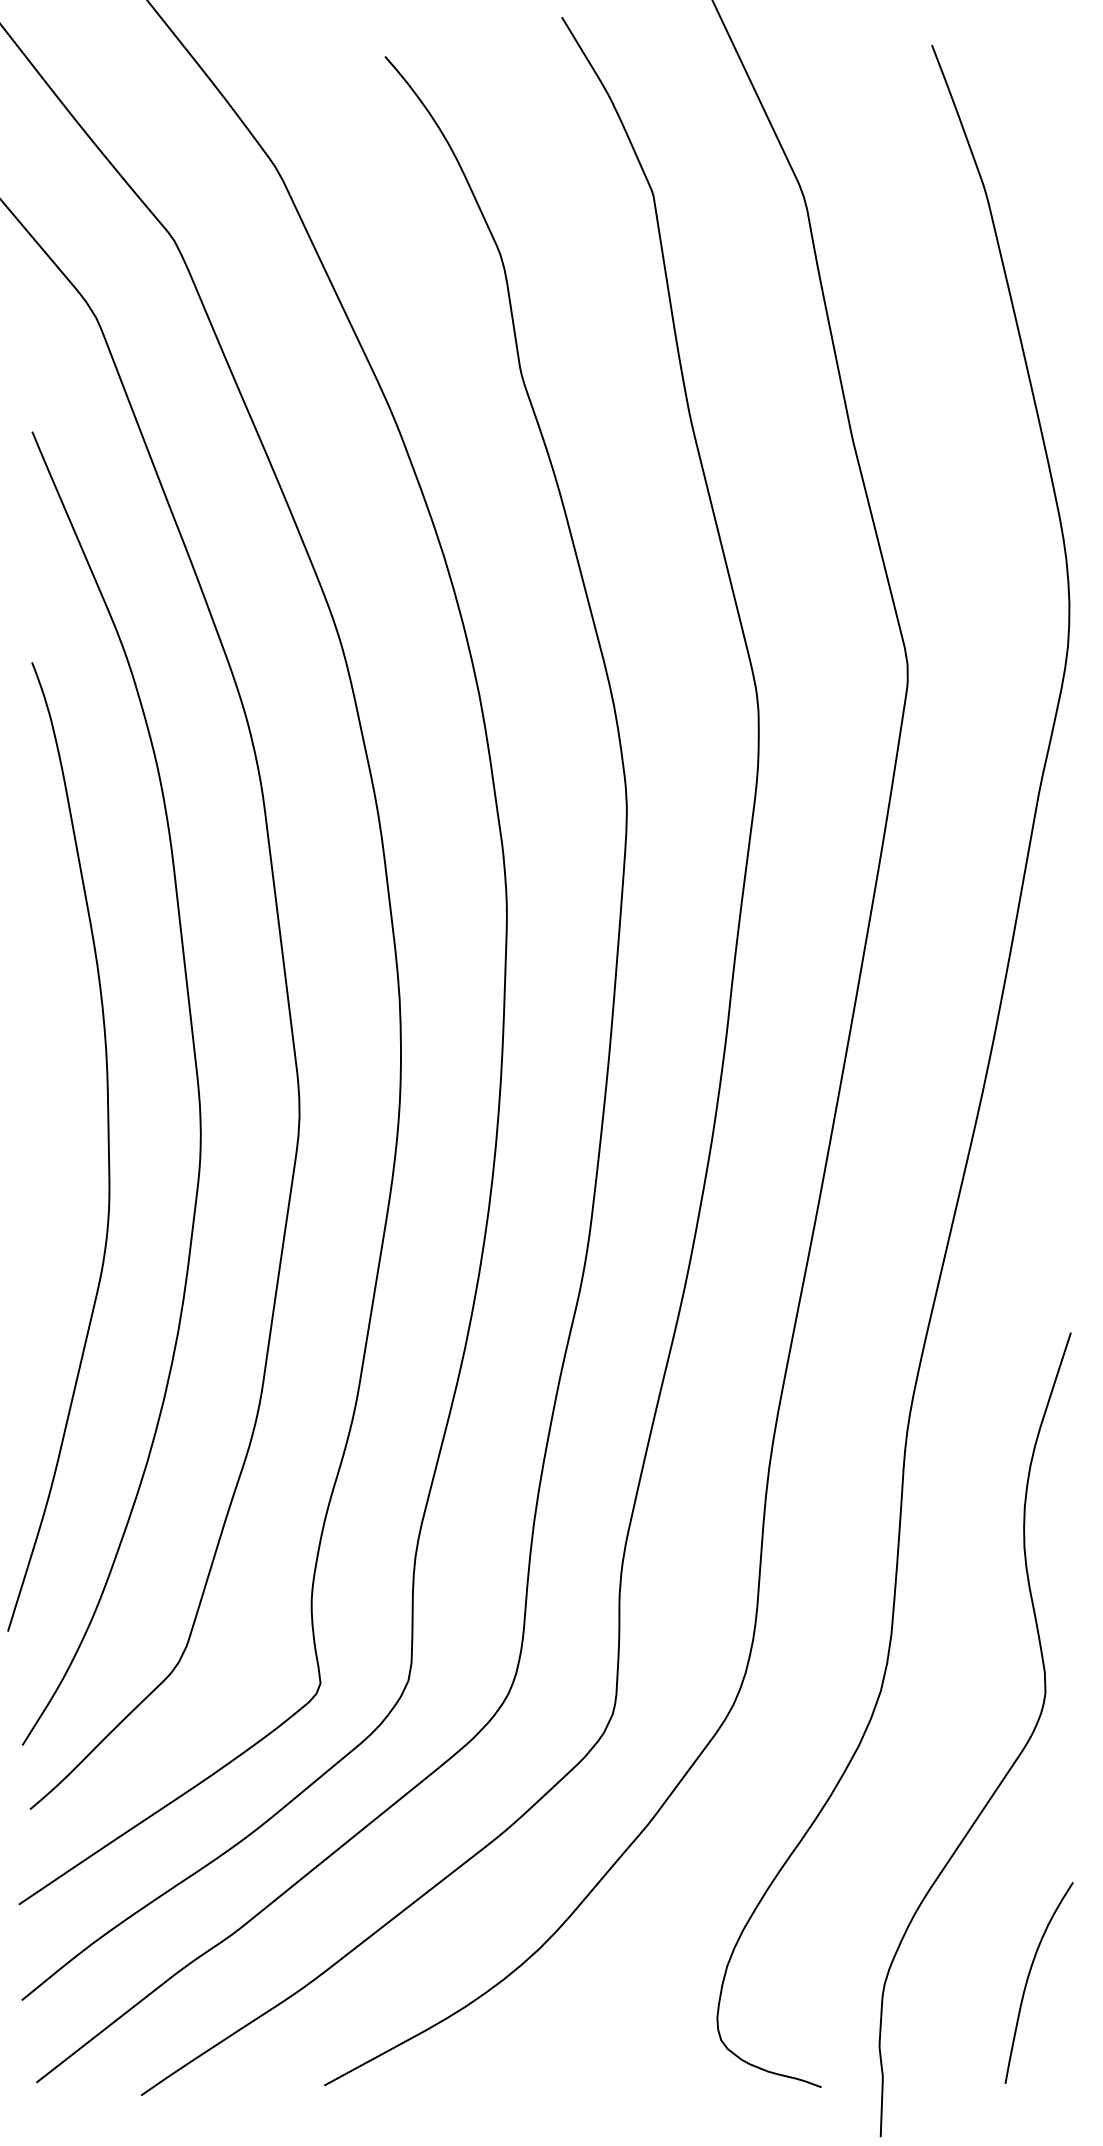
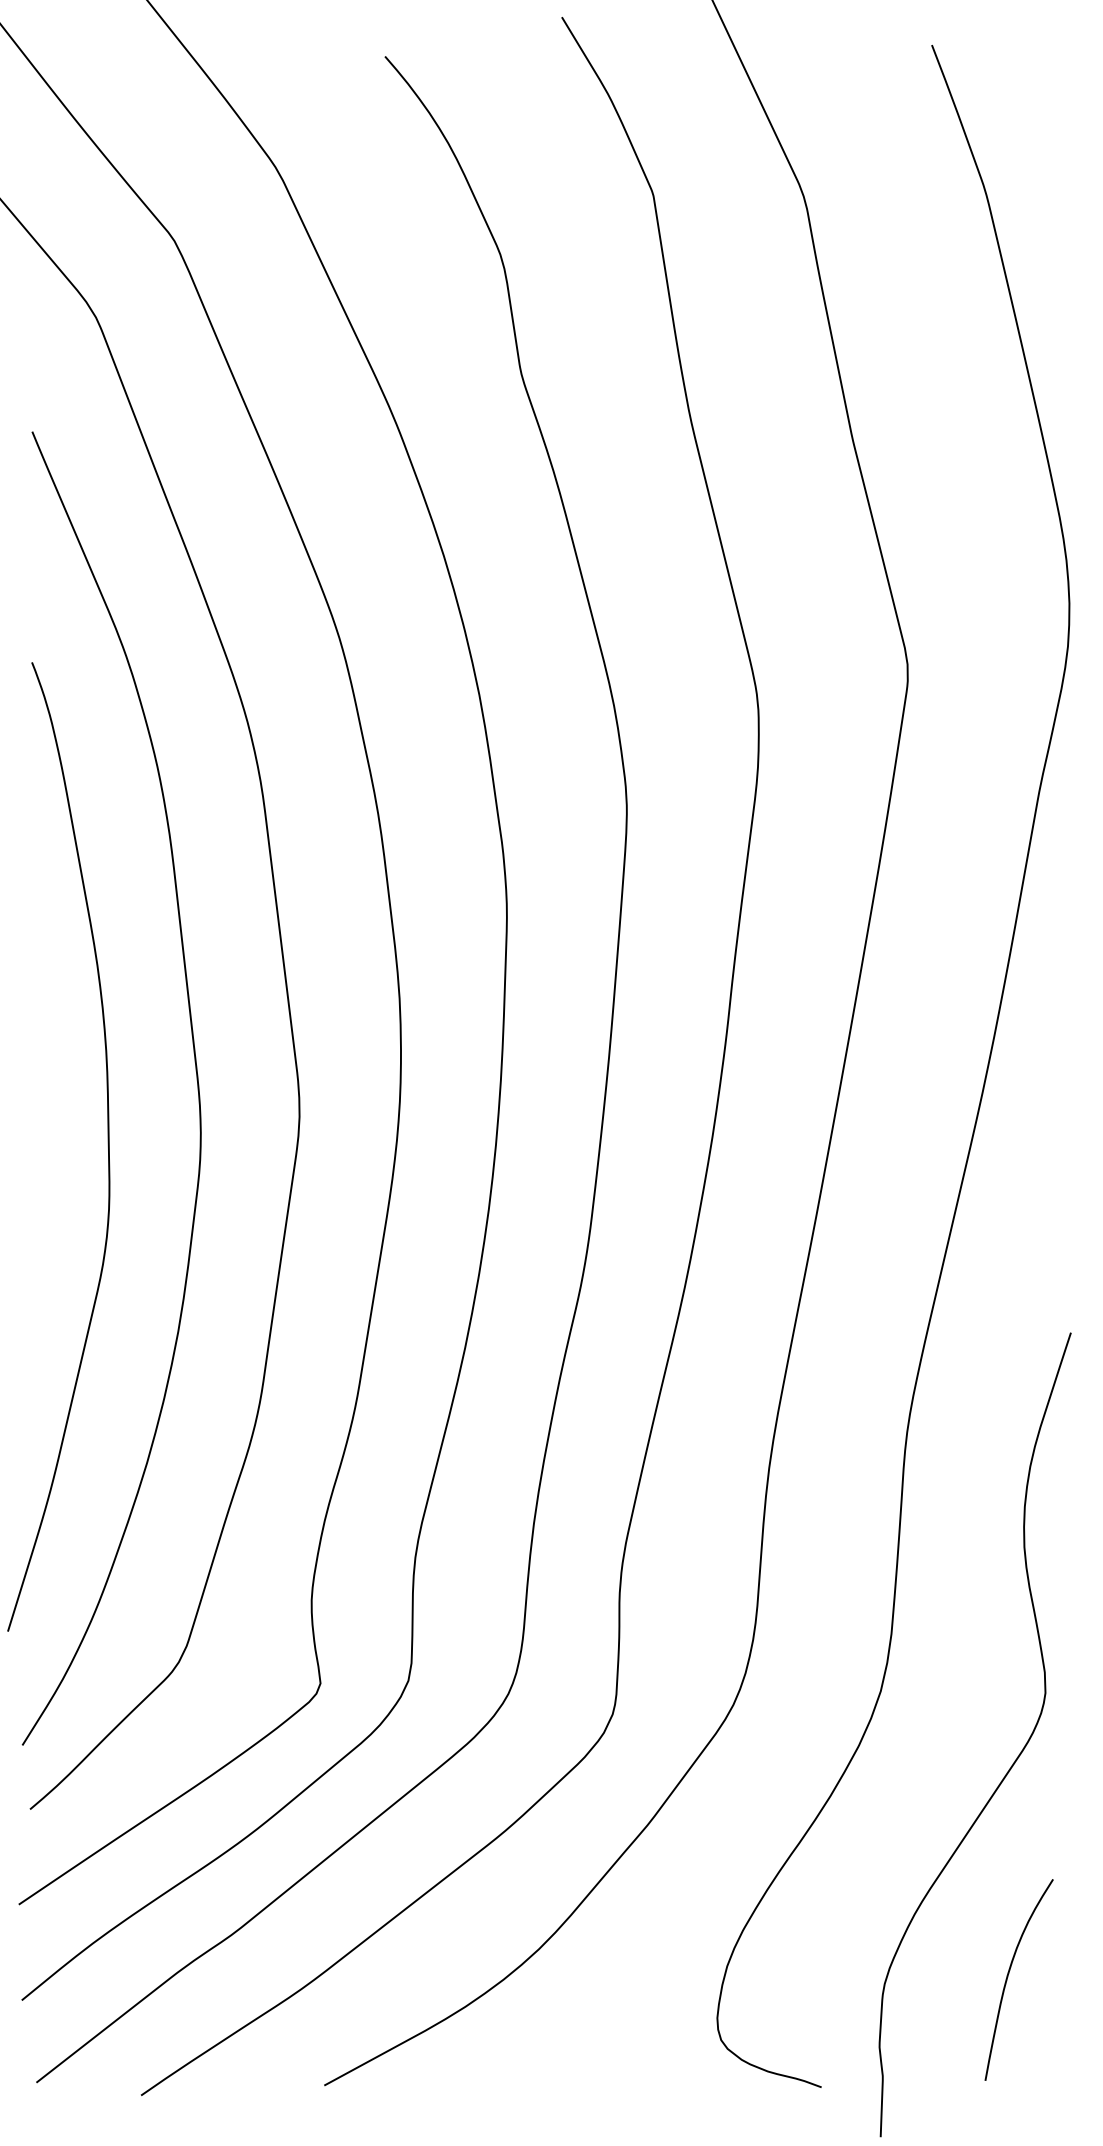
curve position: (1028, 1980) -> (1008, 1977) (1008, 1977)
